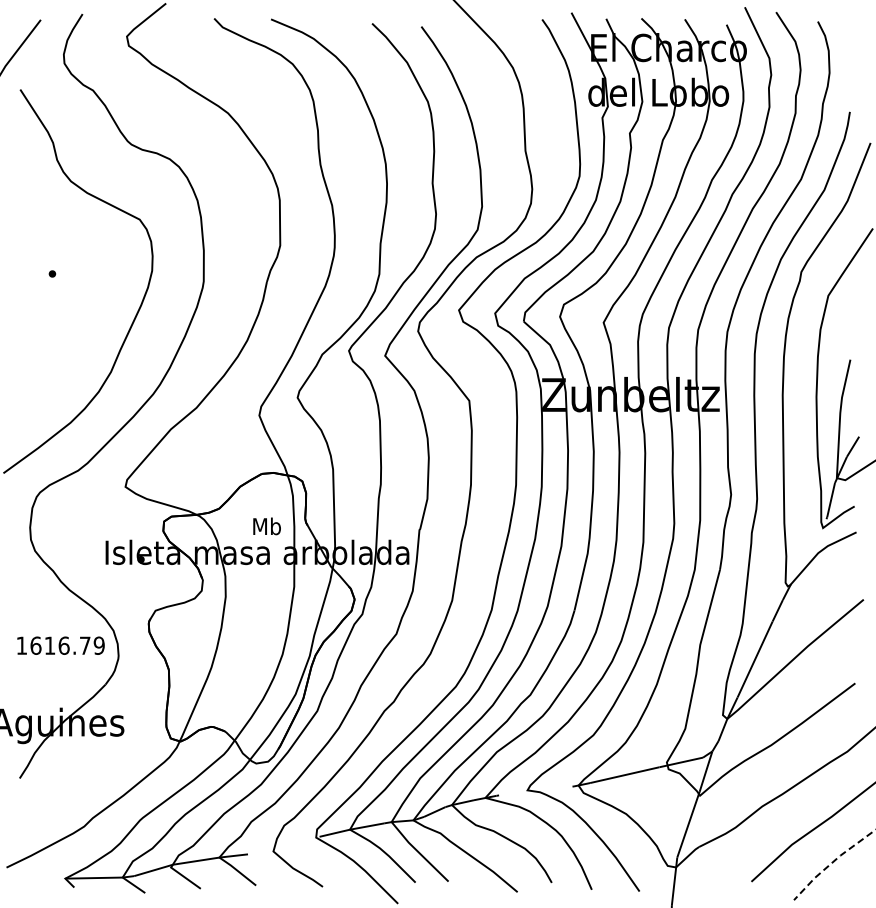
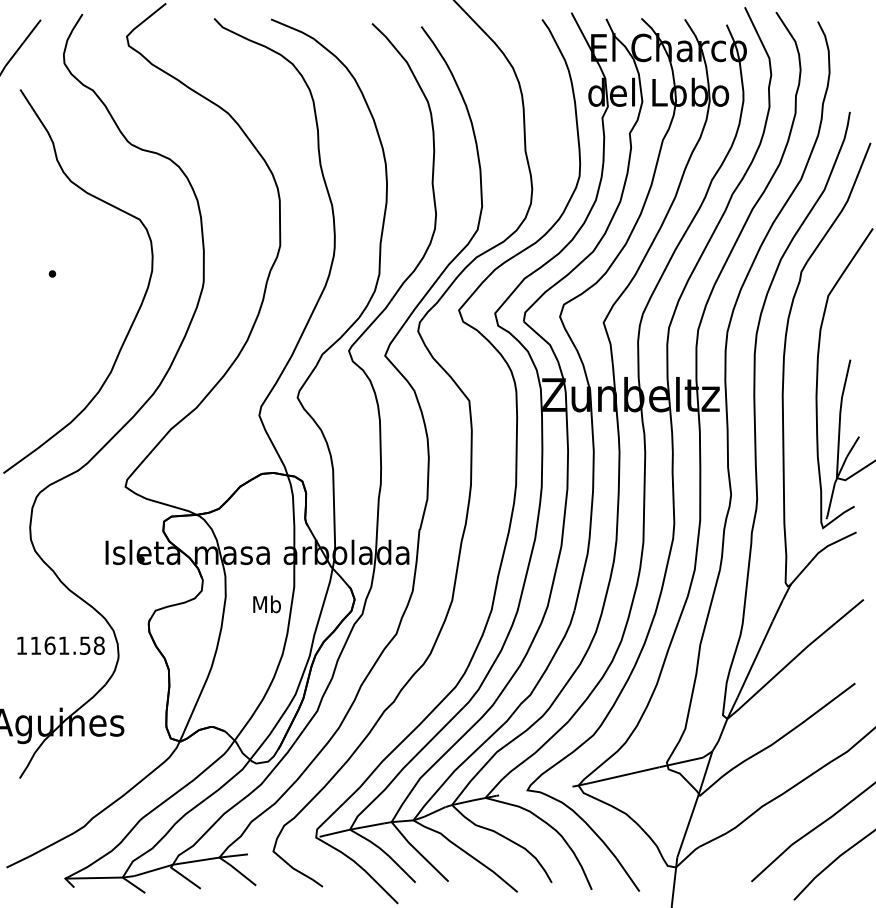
text position: (266, 526) -> (266, 604) (266, 604)
text: 1616.79 -> 1161.58 (67, 645)
line: dashed -> solid (832, 862)
